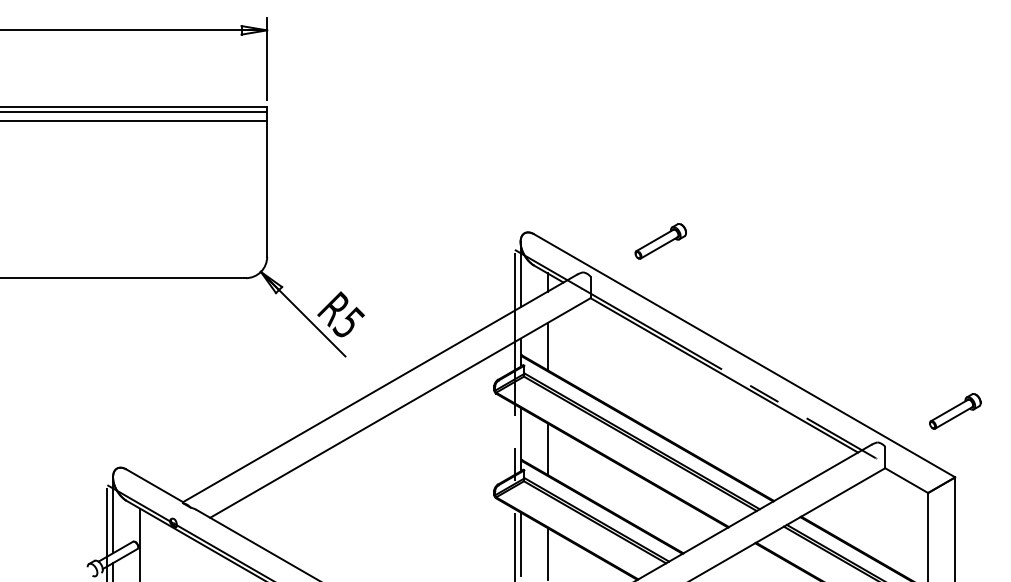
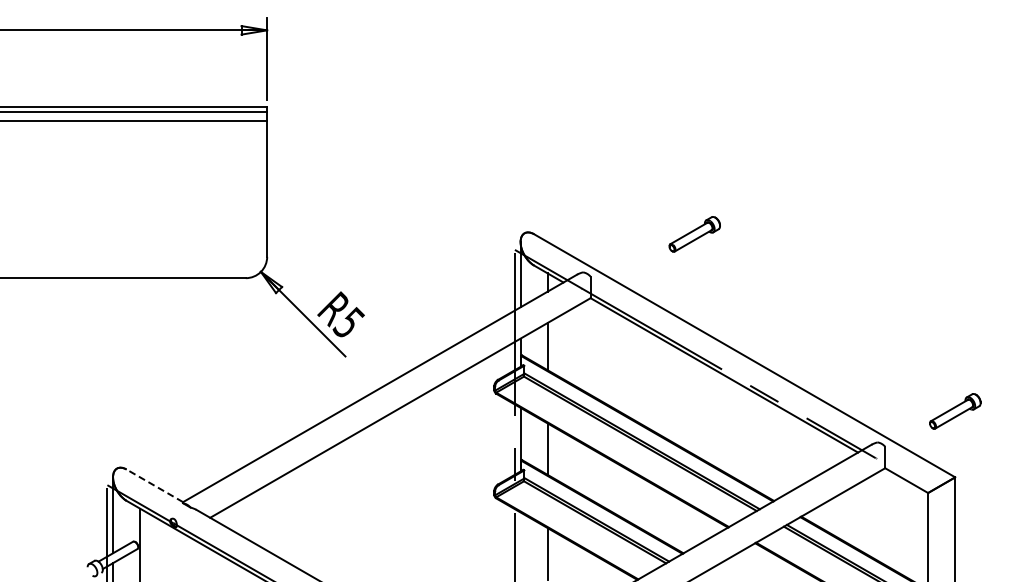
part position: (660, 241) -> (694, 234) (694, 234)
line: solid -> dashed (154, 485)
line: present -> none (520, 544)
